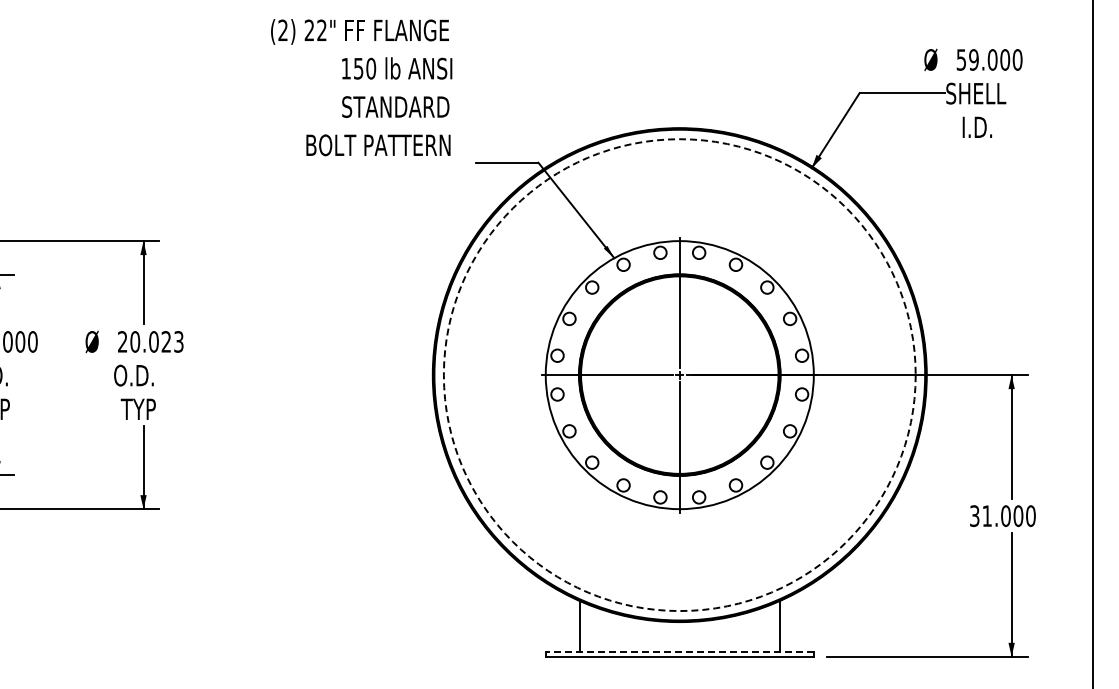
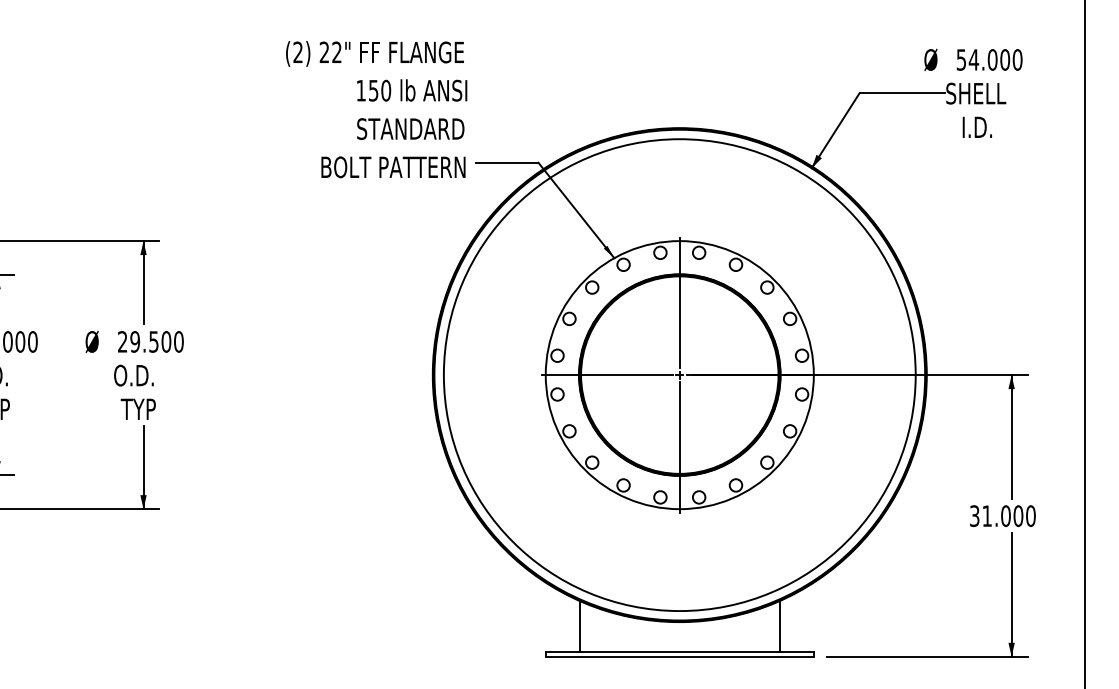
text: 59.000 -> 54.000 (973, 59)
text position: (361, 87) -> (376, 109) (376, 109)
text: 20.023 -> 29.500 (156, 341)
line position: (1093, 343) -> (1085, 343) (1085, 343)
circle: dashed -> solid (679, 375)
line: dashed -> solid (679, 652)
